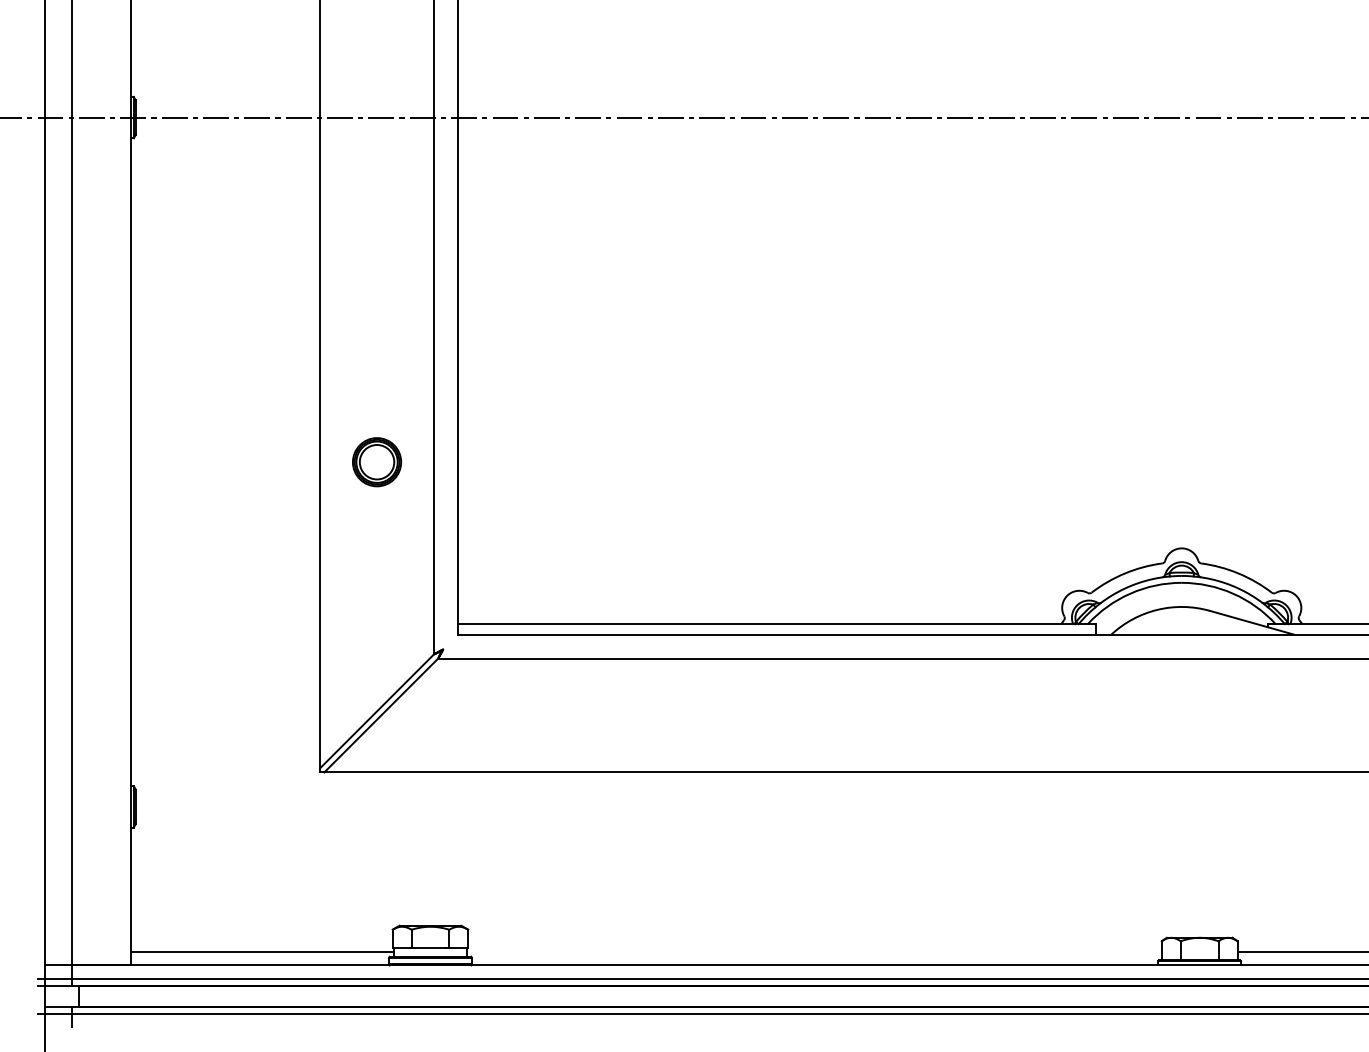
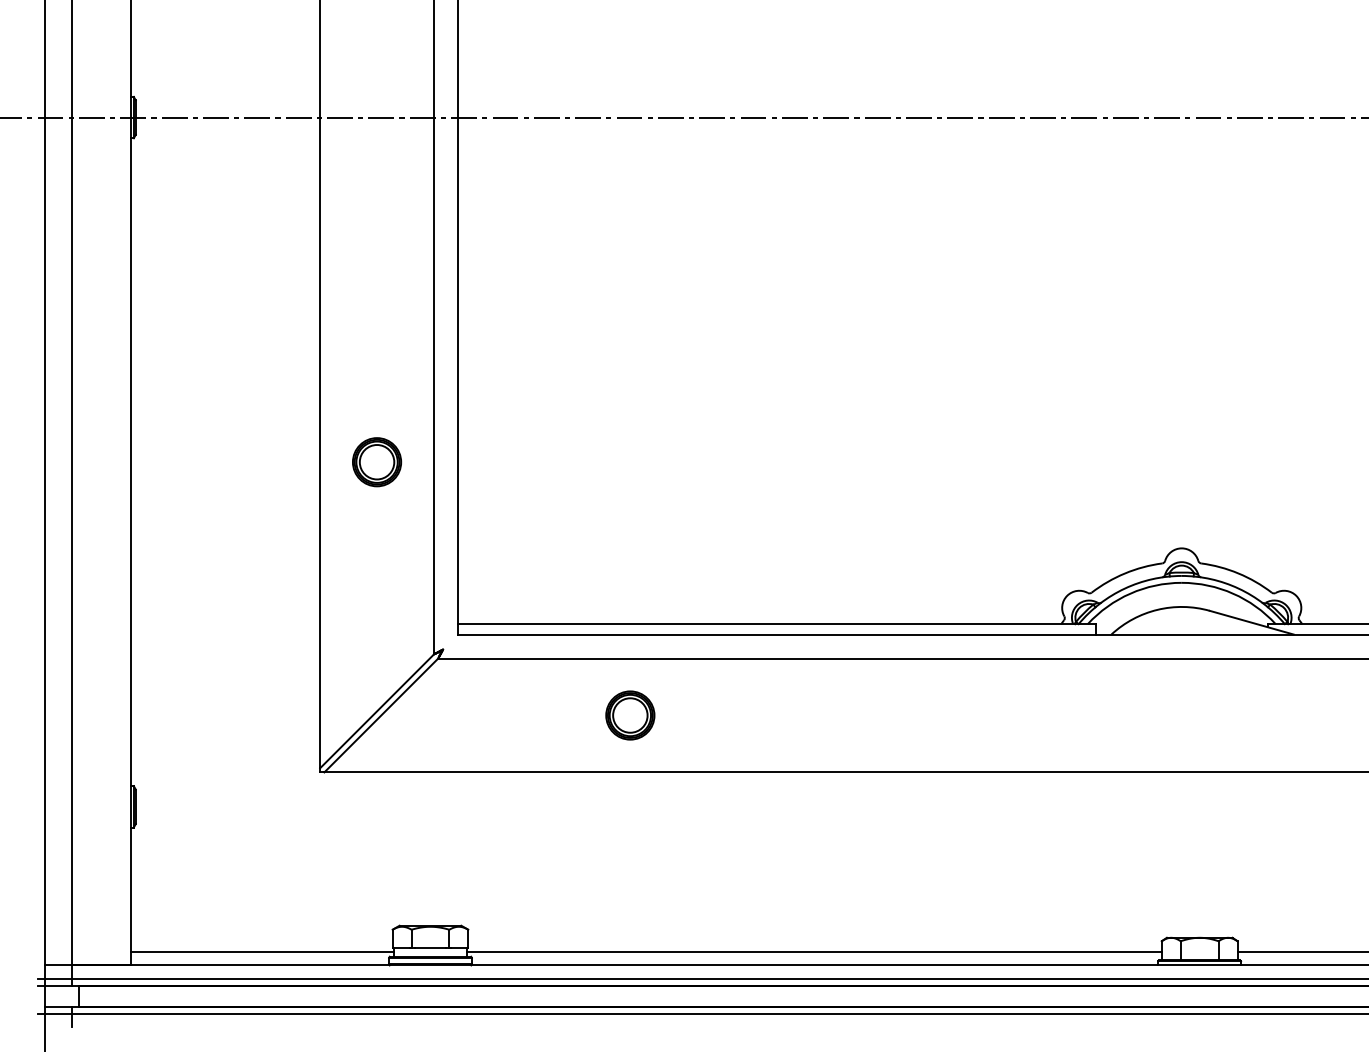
part: none -> present (630, 715)
line: none -> present (813, 951)
